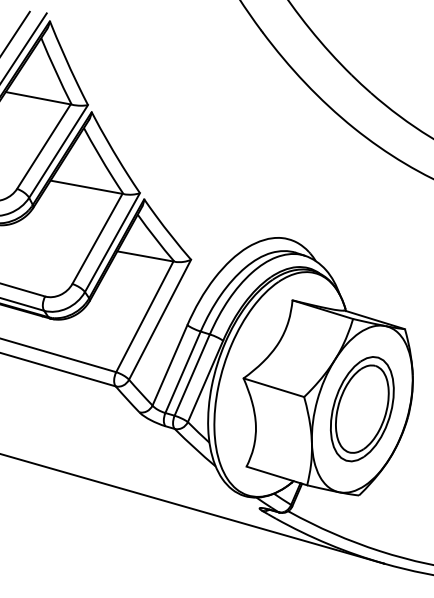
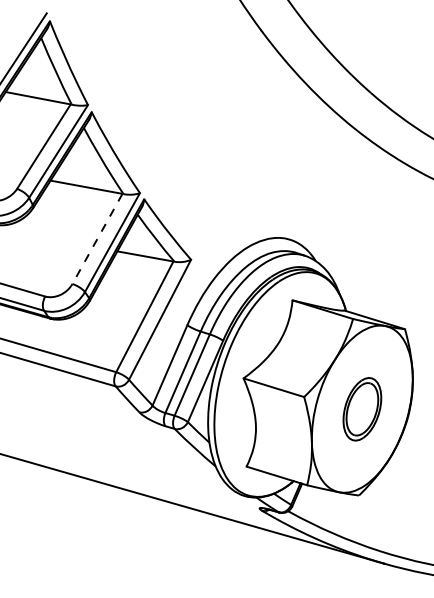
line: present -> none (15, 32)
line: solid -> dashed (97, 238)
part size: 65x107 px -> 41x65 px (362, 409)
